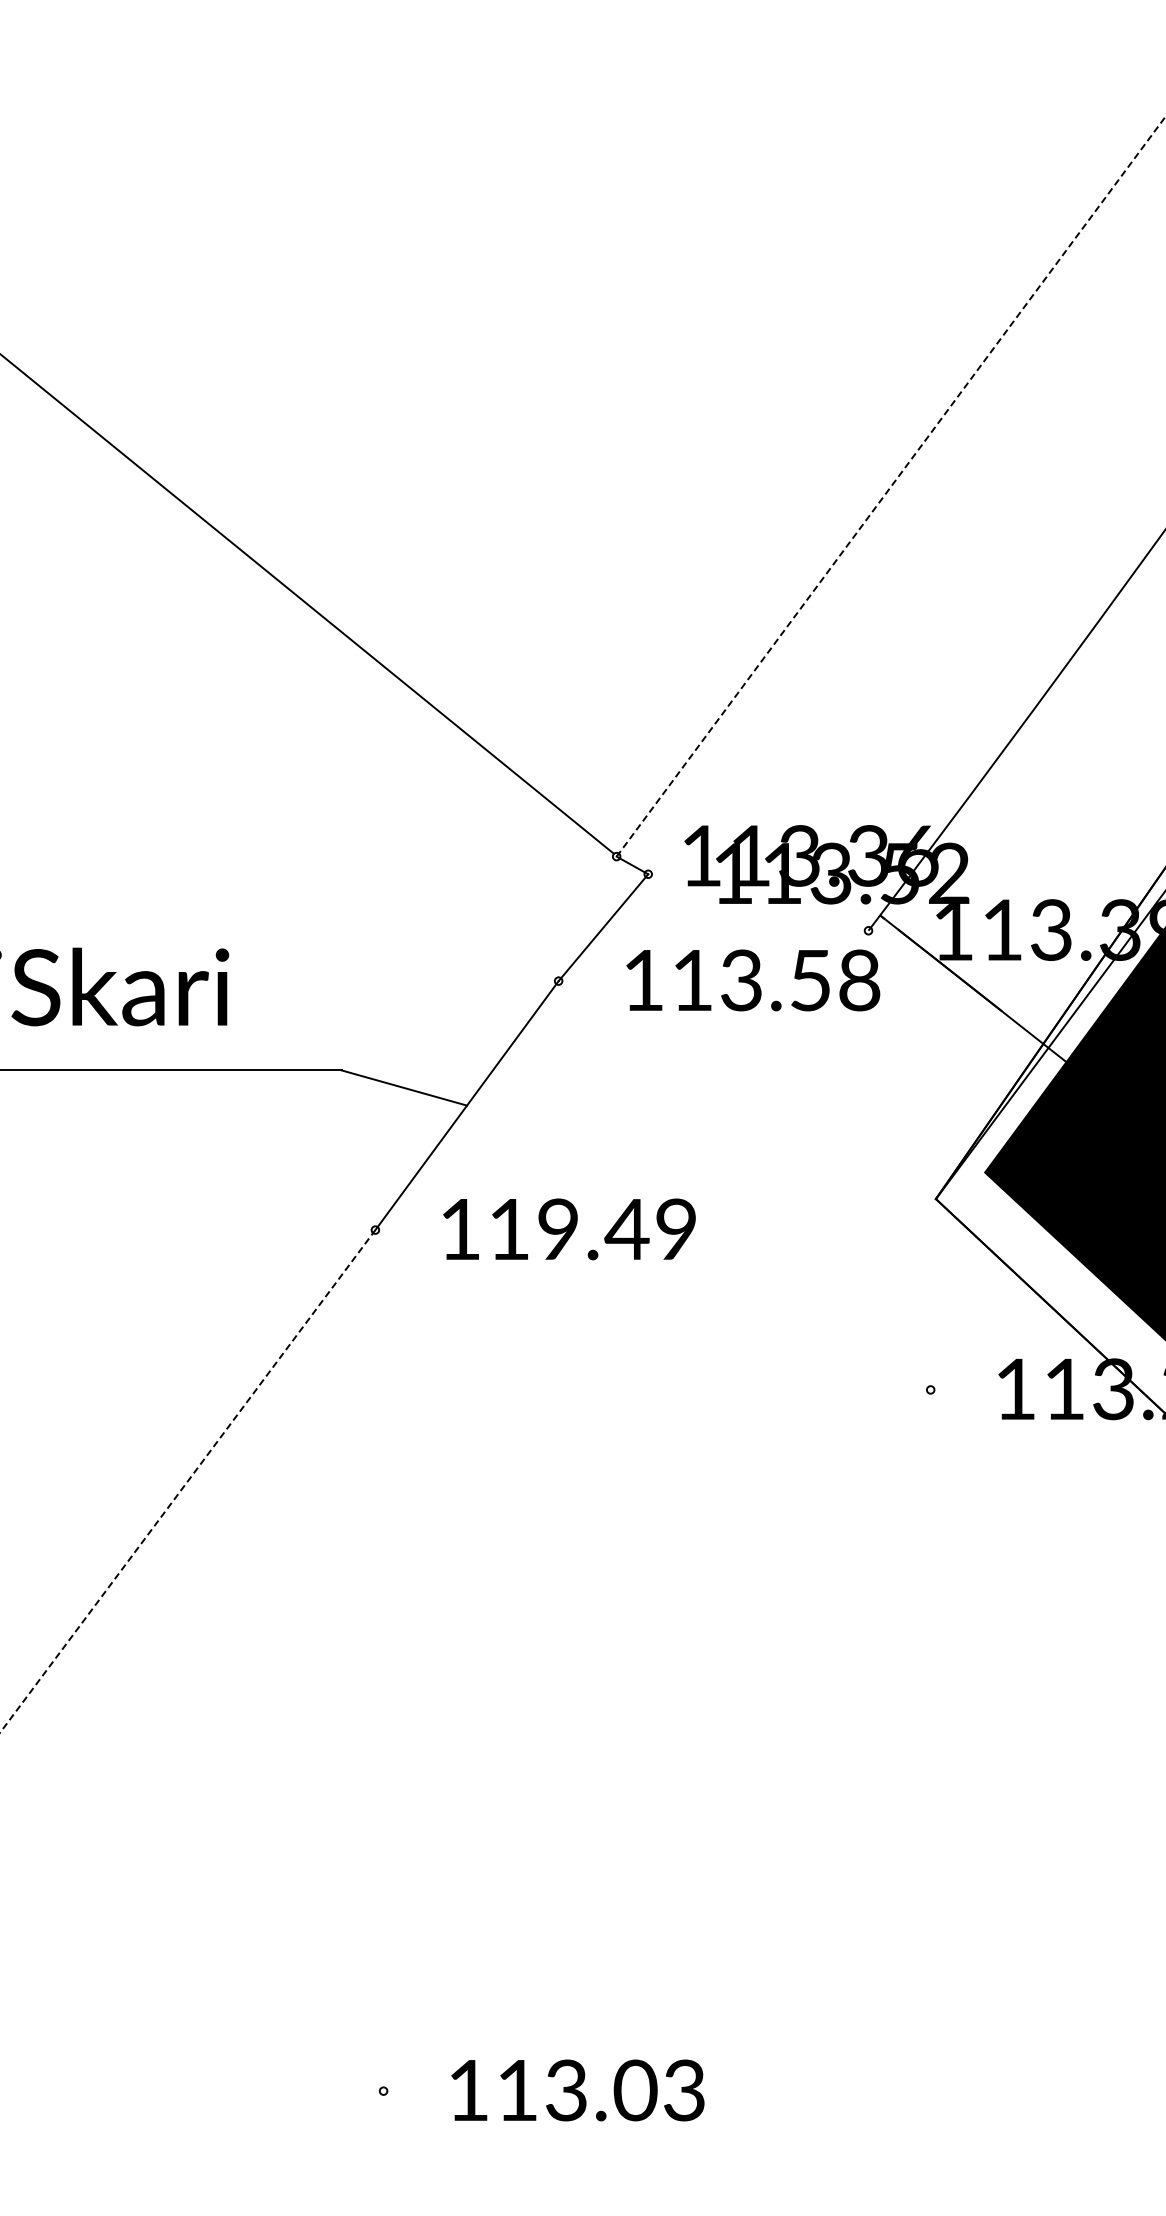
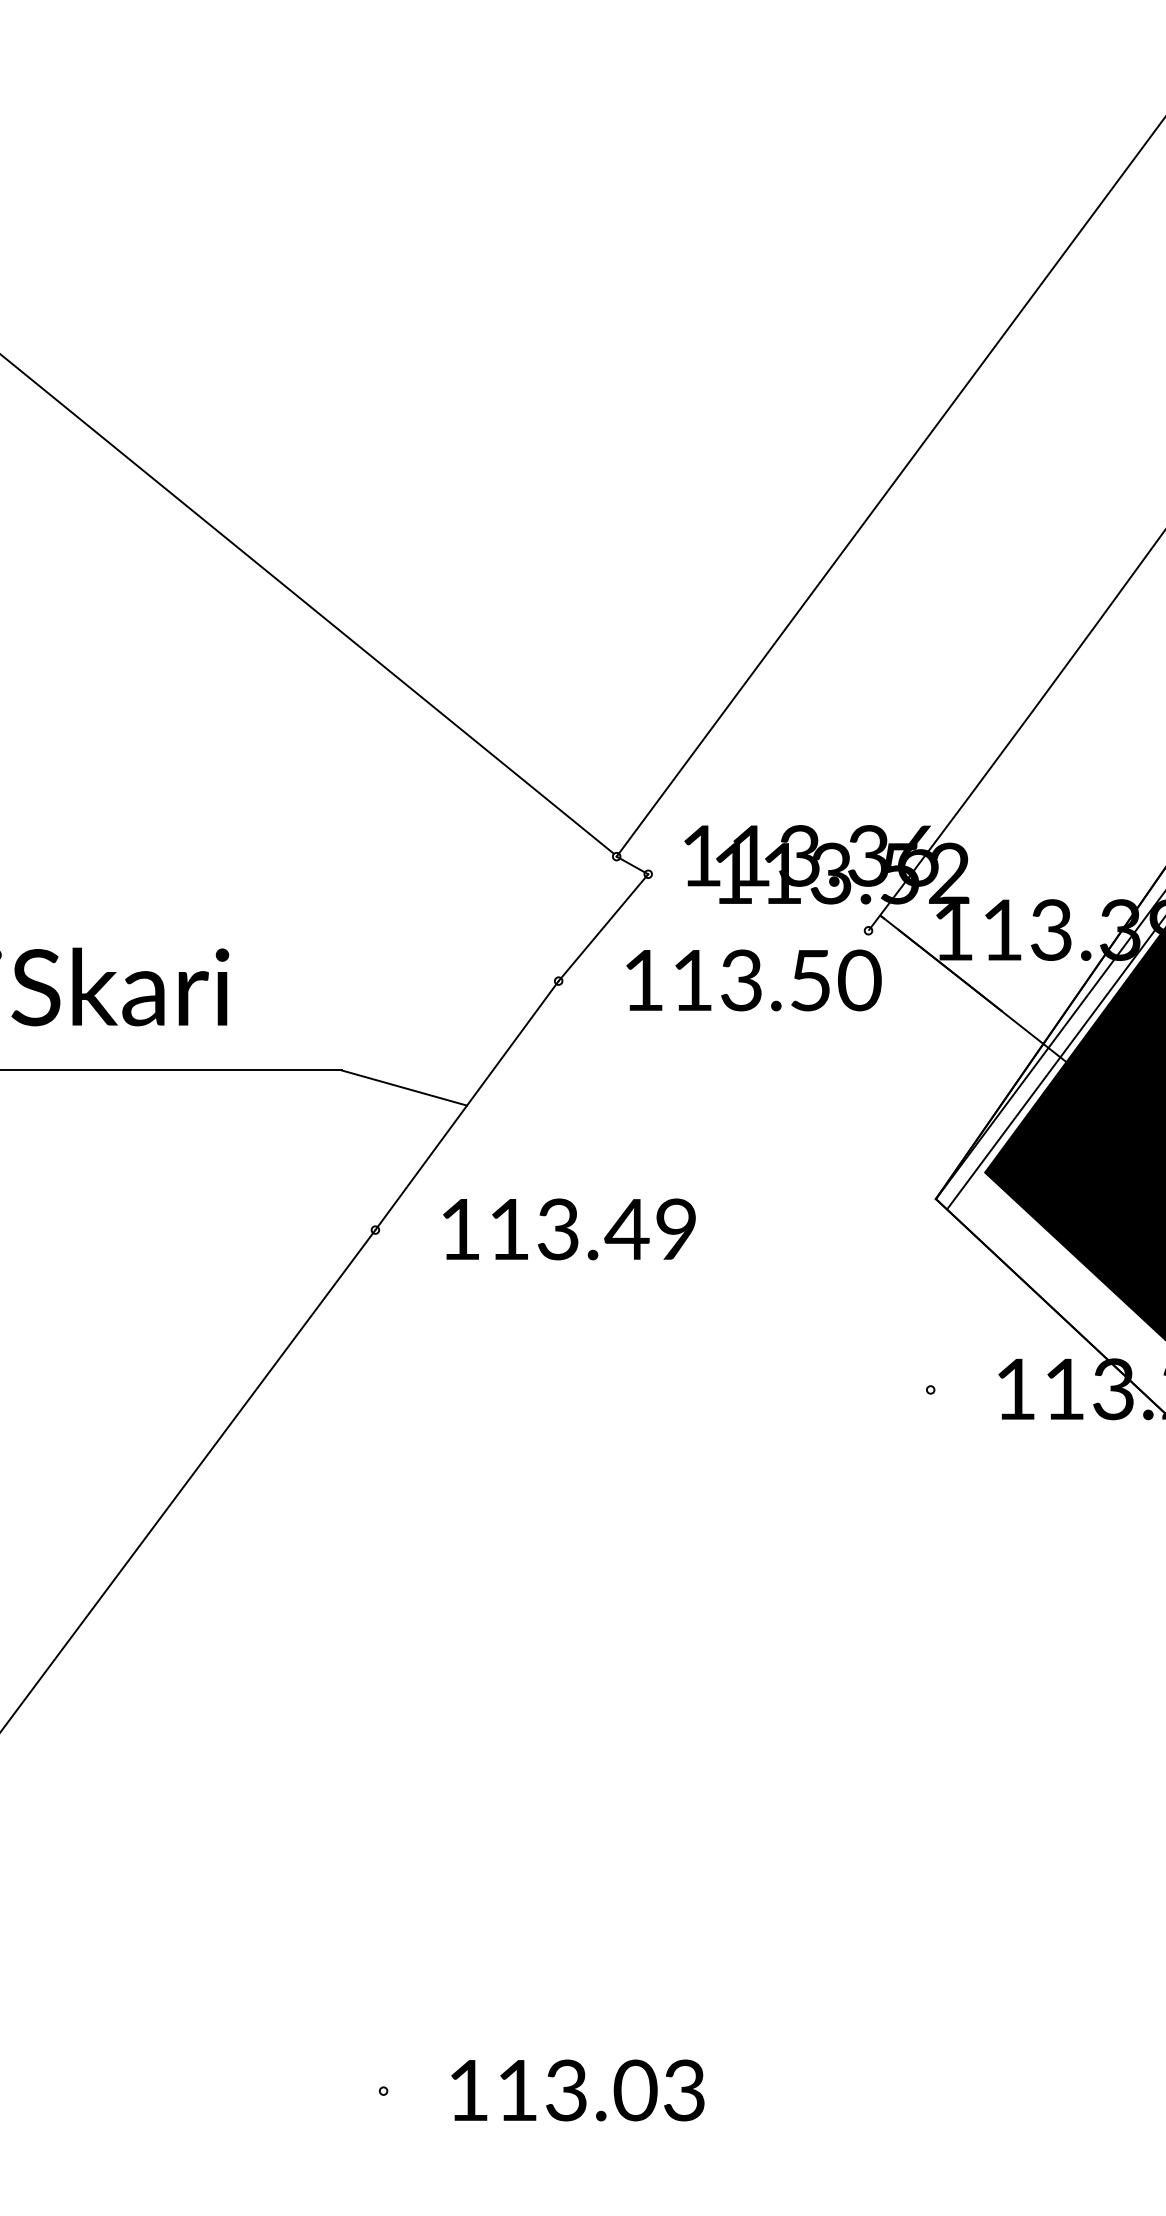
line: dashed -> solid (891, 486)
text: 113.58 -> 113.50 (859, 980)
line: none -> present (1055, 1064)
text: 119.49 -> 113.49 (557, 1229)
line: dashed -> solid (188, 1480)
